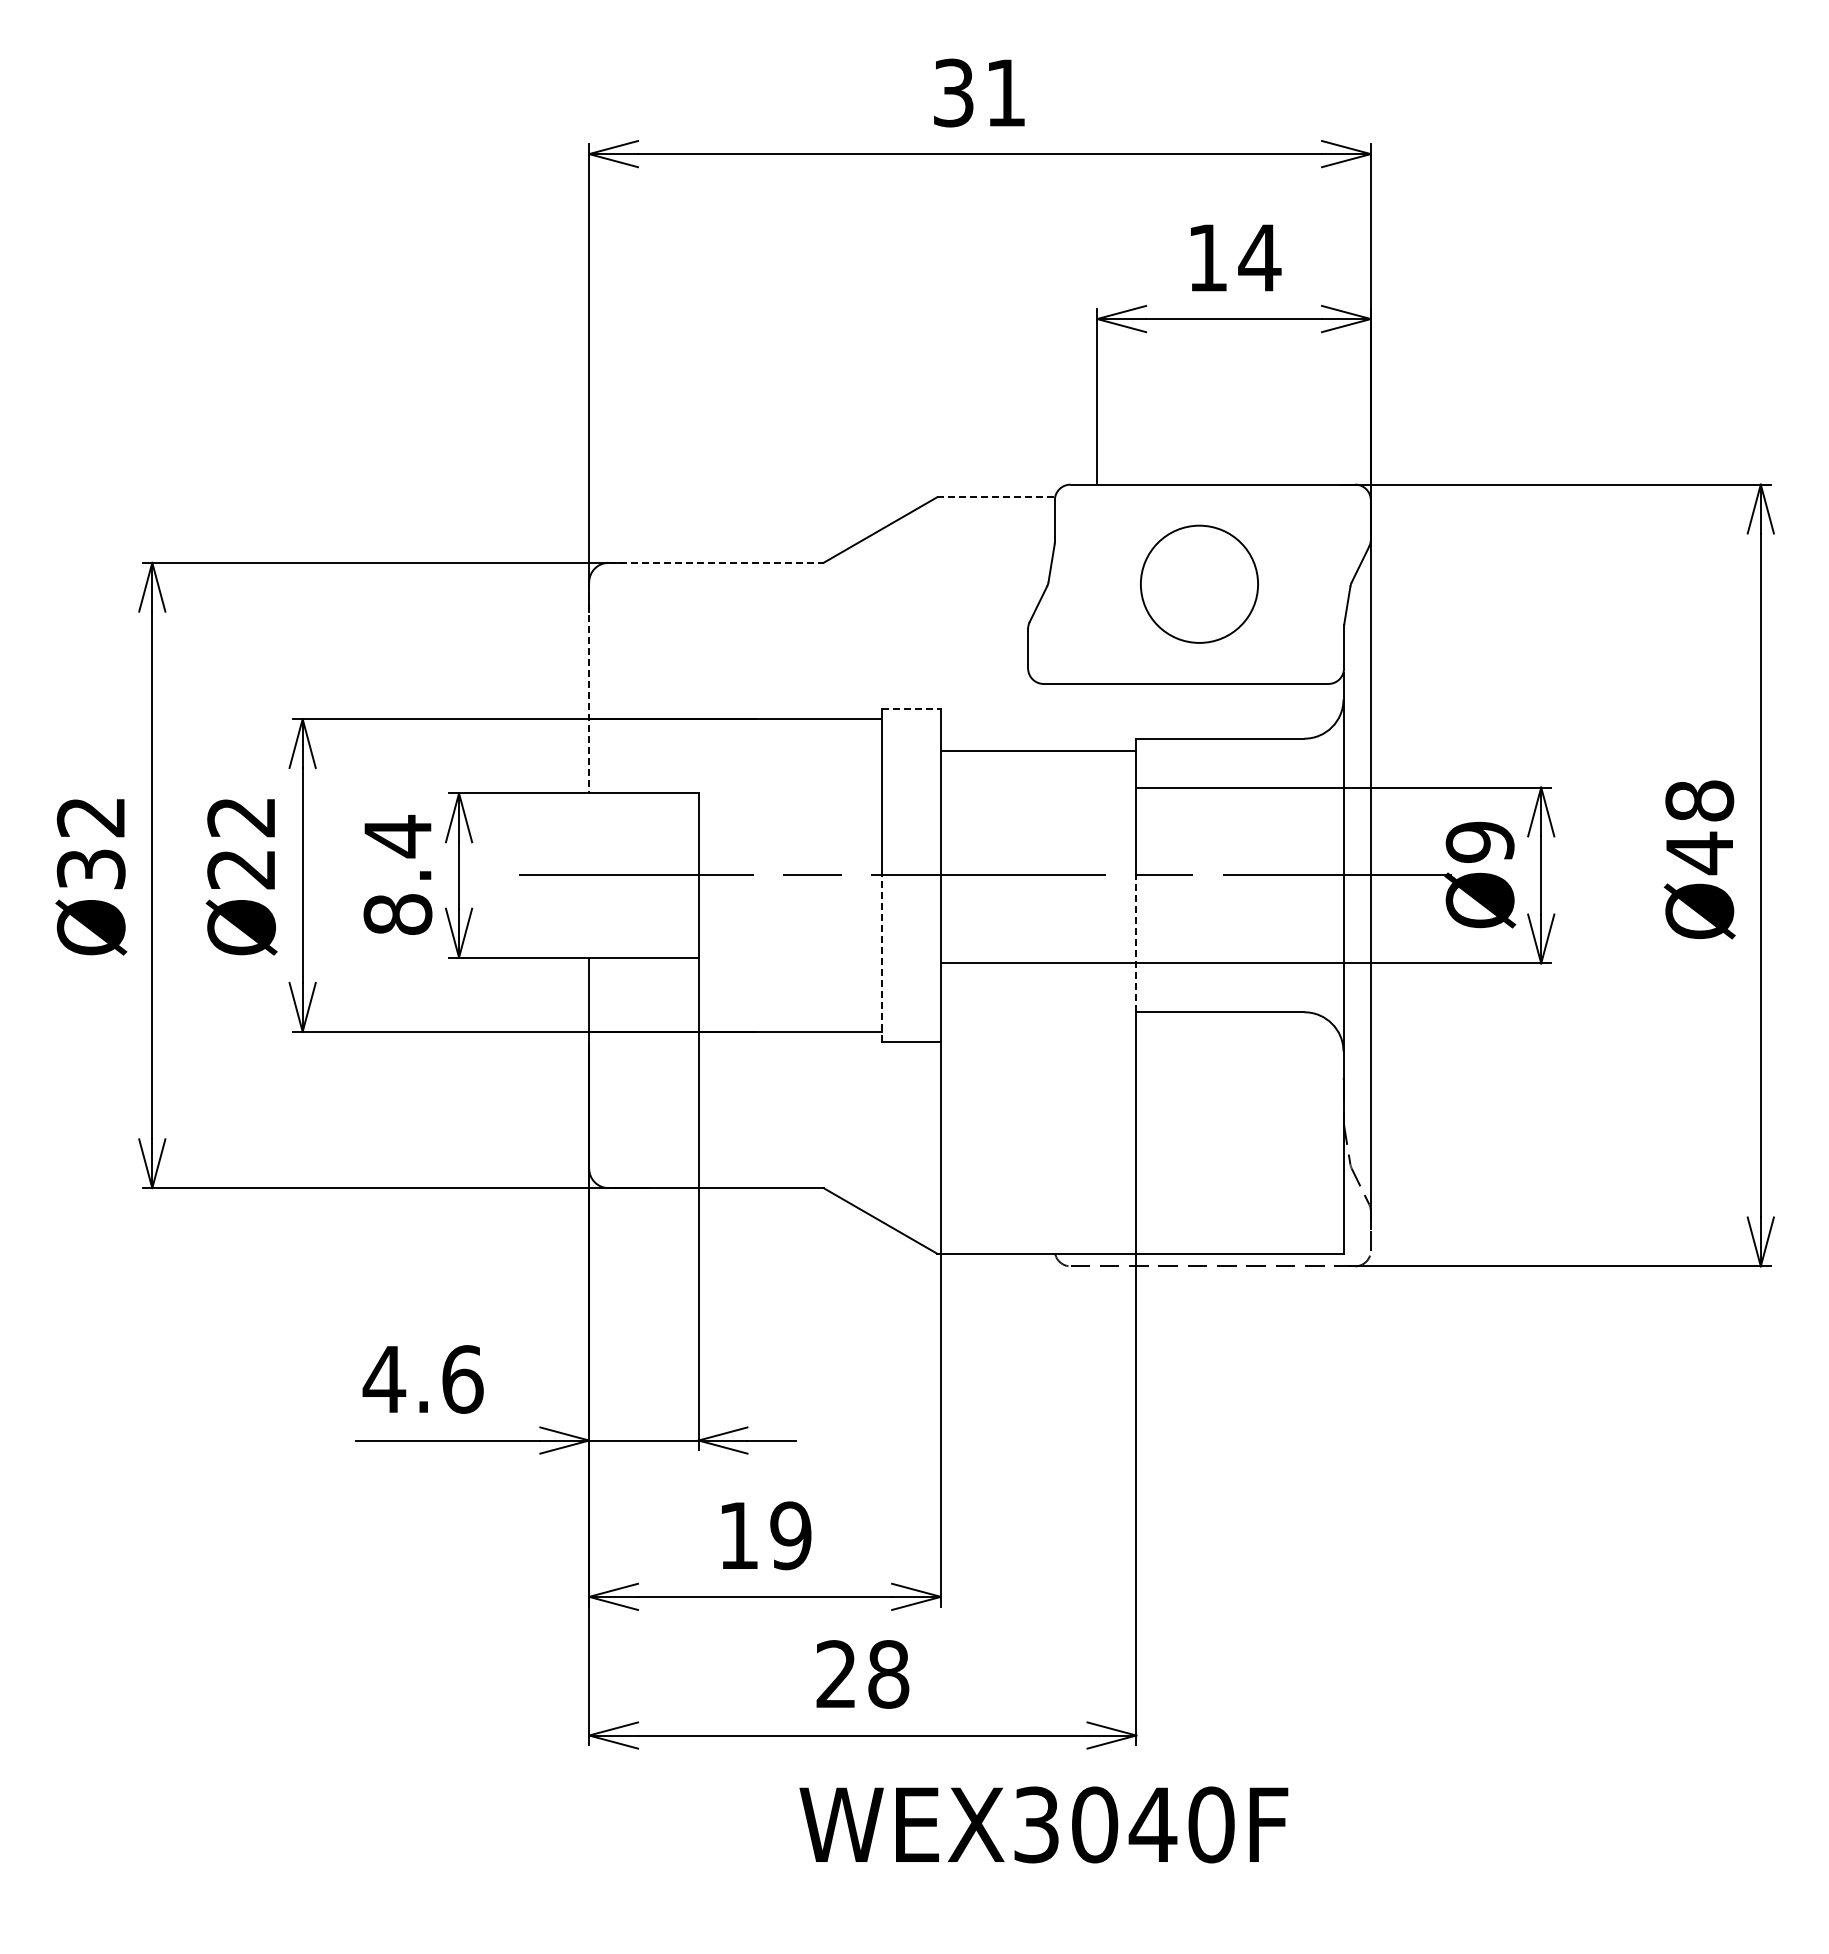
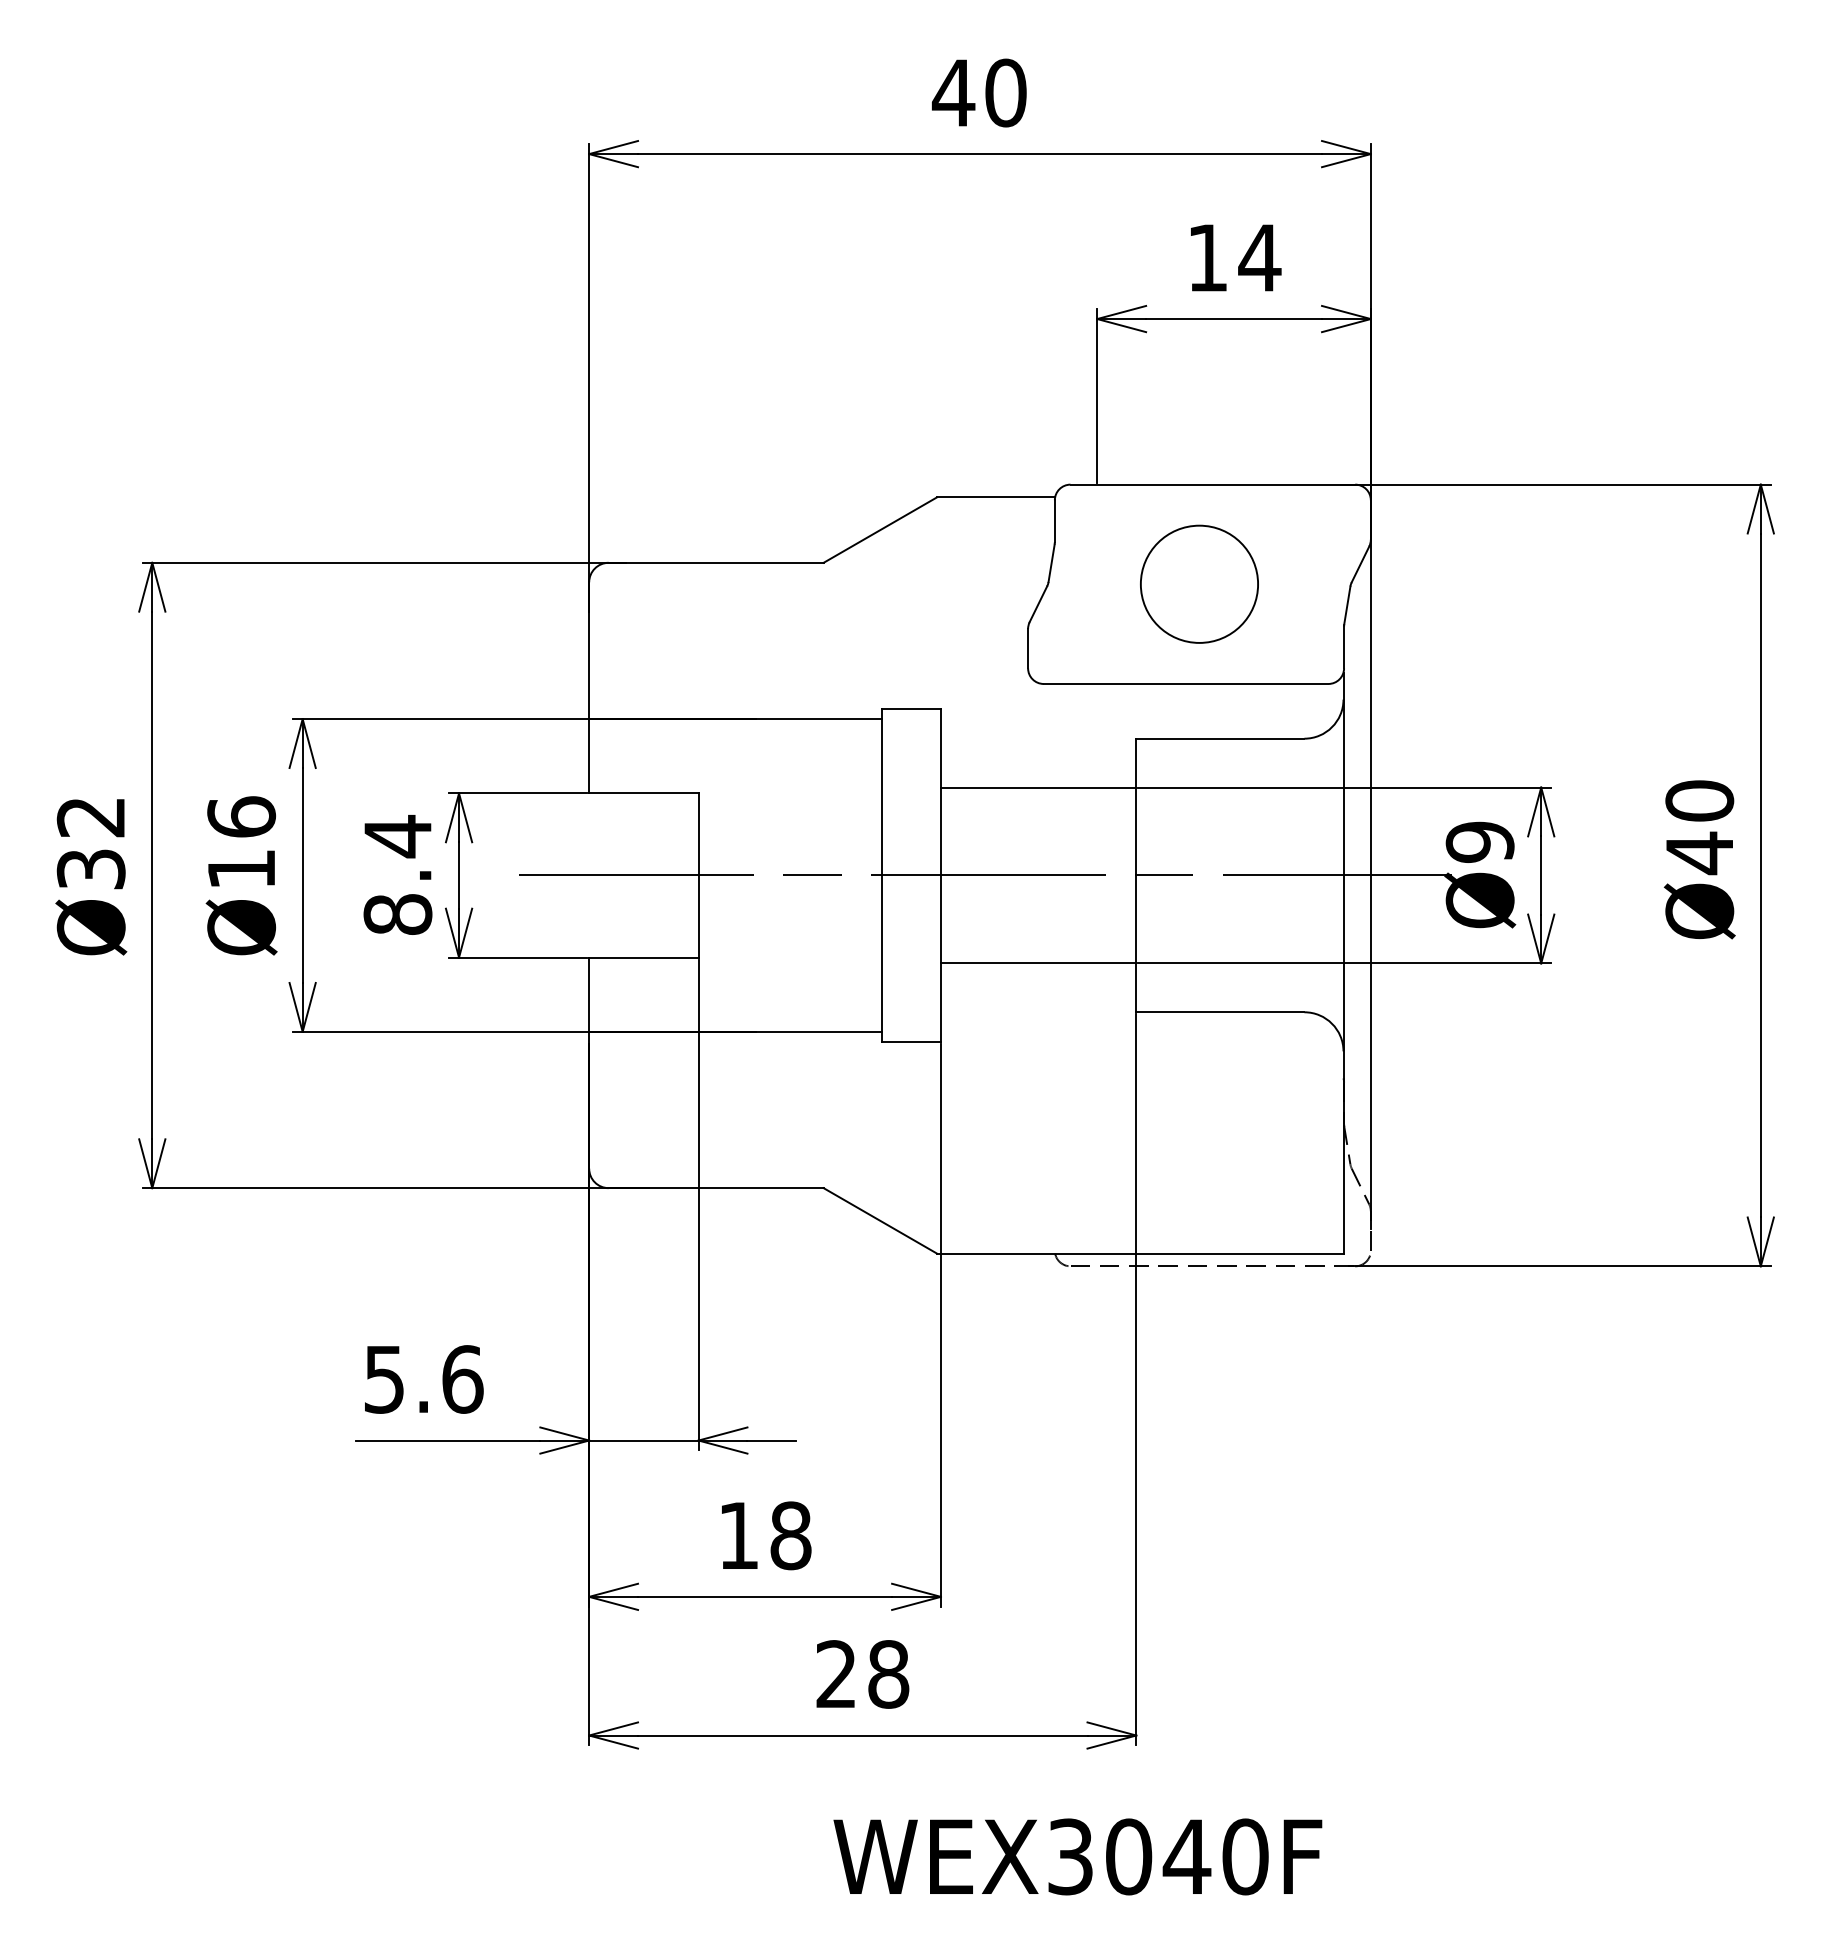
text: 31 -> 40 (978, 92)
line: dashed -> solid (996, 497)
line: dashed -> solid (716, 562)
line: dashed -> solid (589, 687)
line: dashed -> solid (912, 709)
line position: (1038, 750) -> (1038, 787) (1038, 787)
text: Ø48 -> Ø40 (1699, 800)
text: Ø22 -> Ø16 (241, 842)
line: dashed -> solid (1136, 943)
line: dashed -> solid (882, 958)
text: 4.6 -> 5.6 (384, 1379)
text: 19 -> 18 (790, 1535)
text position: (1043, 1824) -> (1077, 1856) (1077, 1856)
